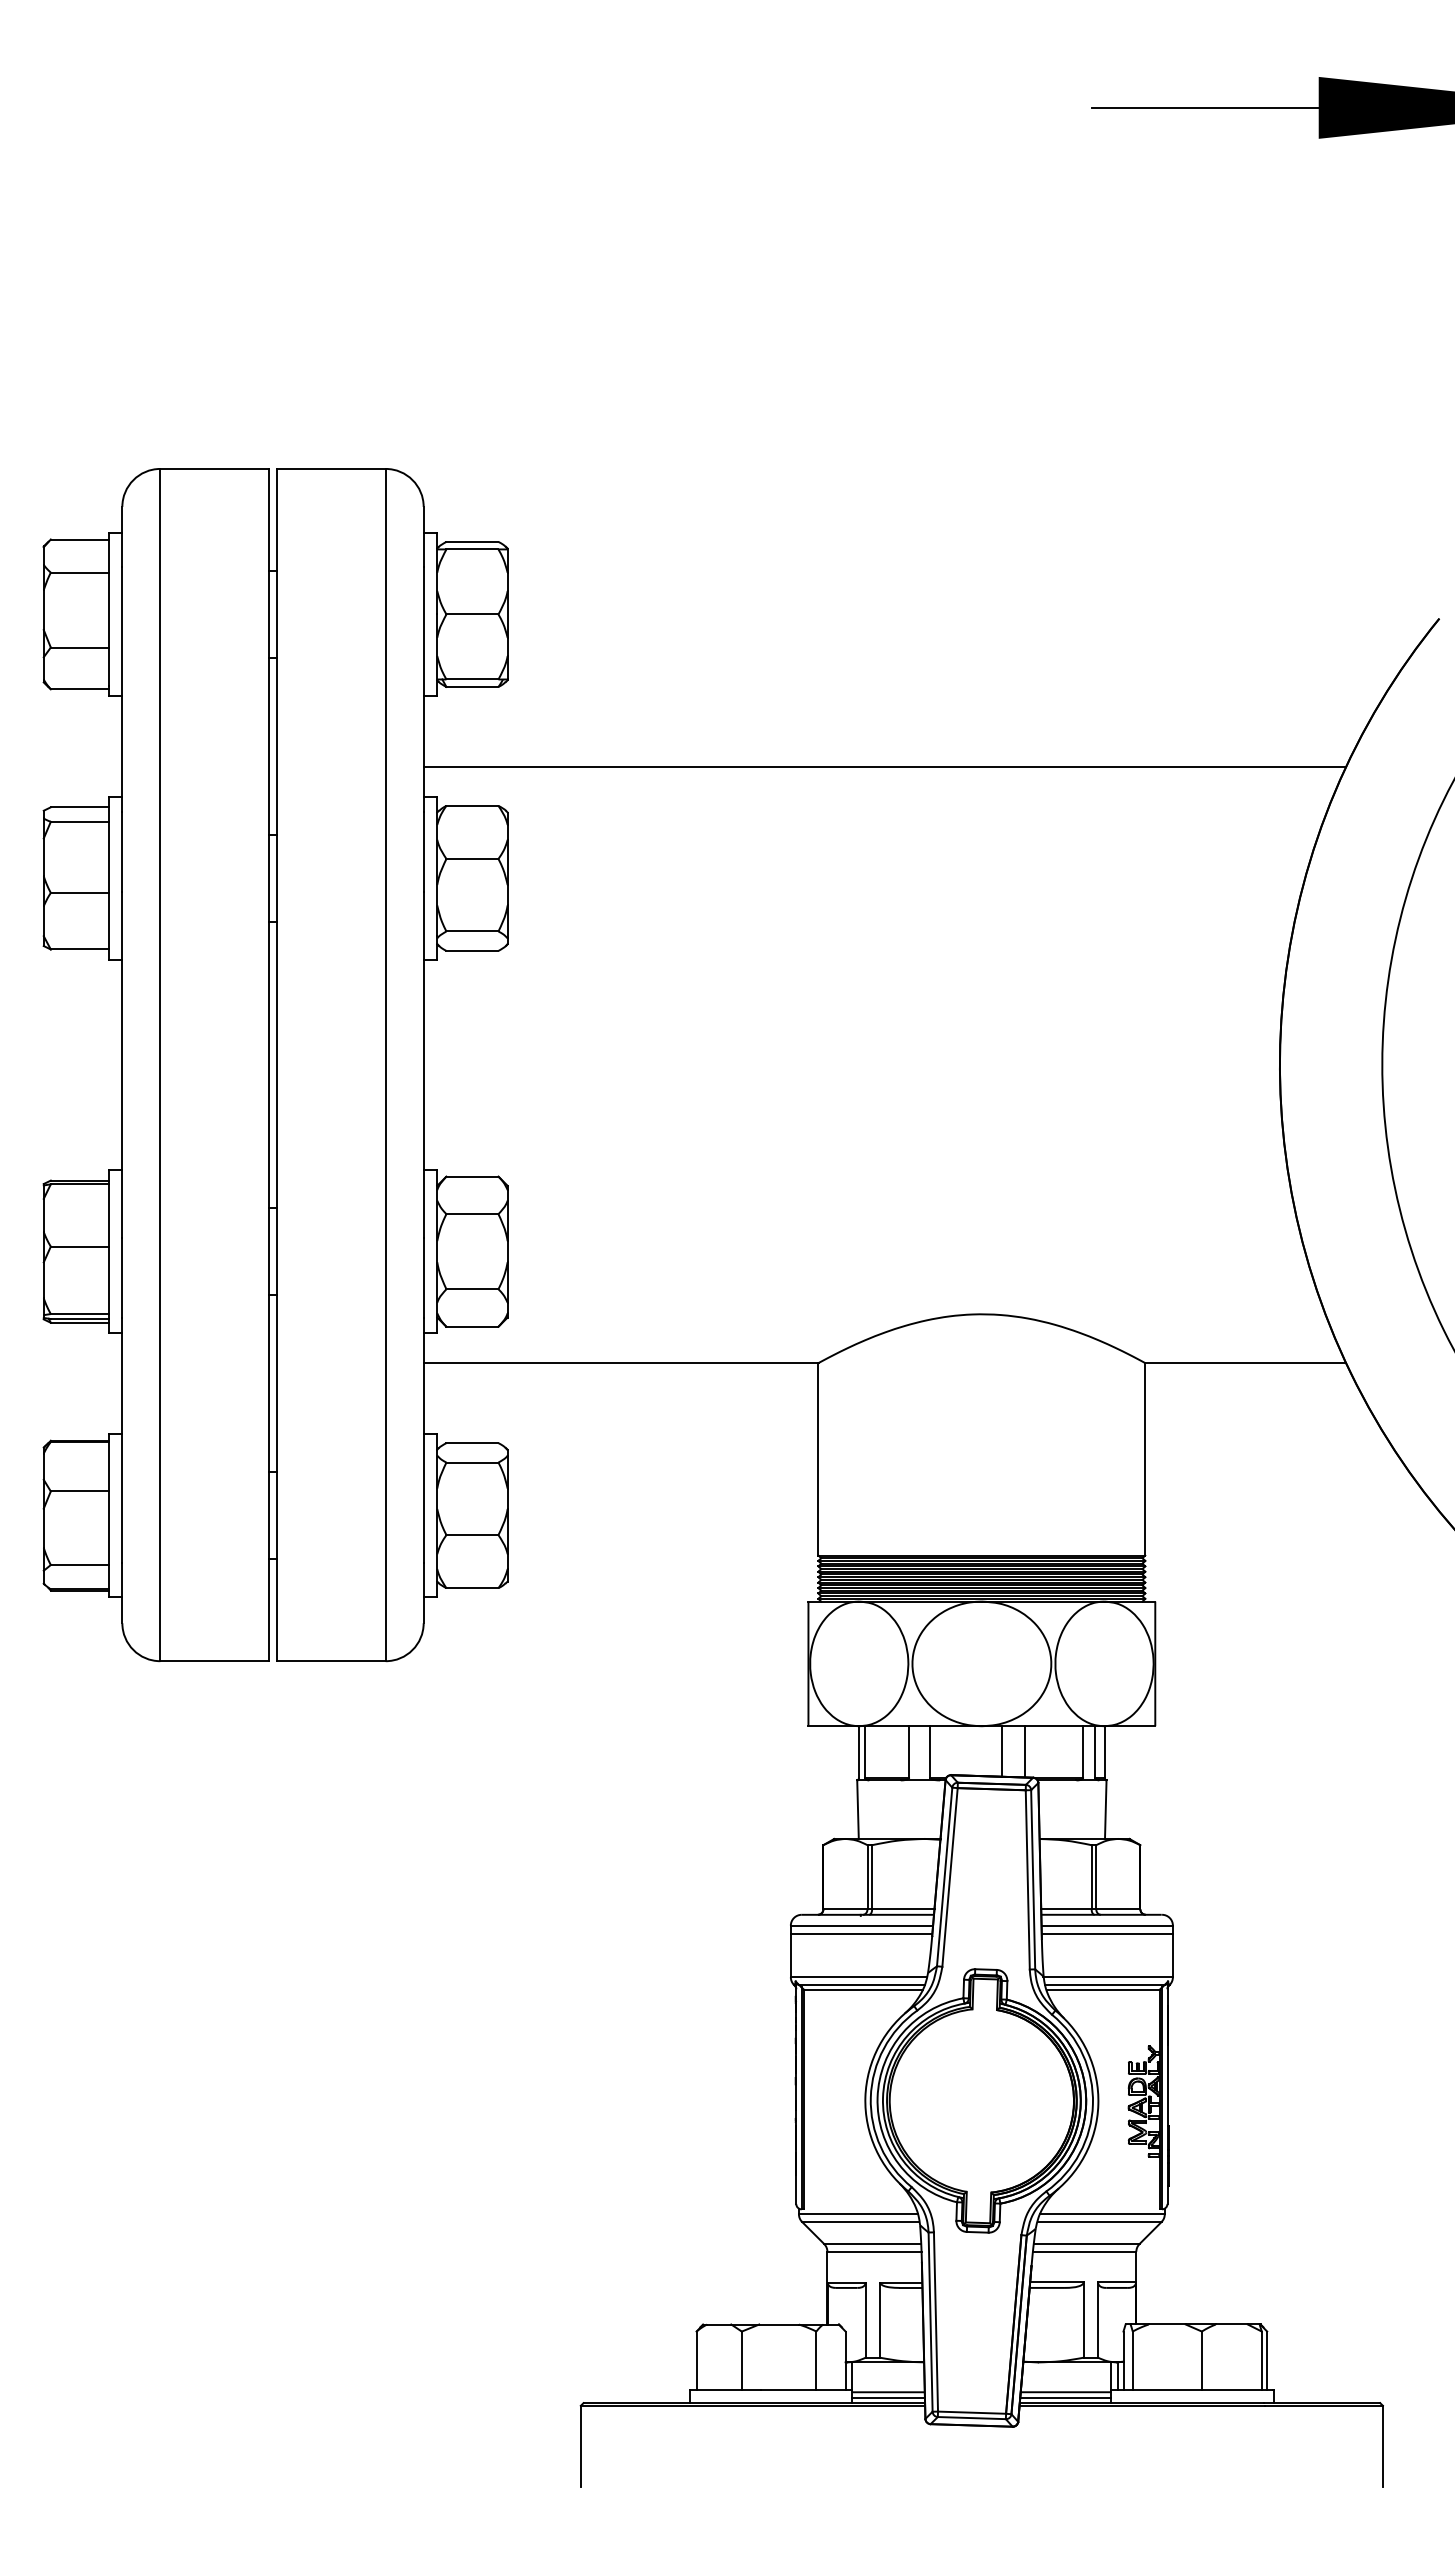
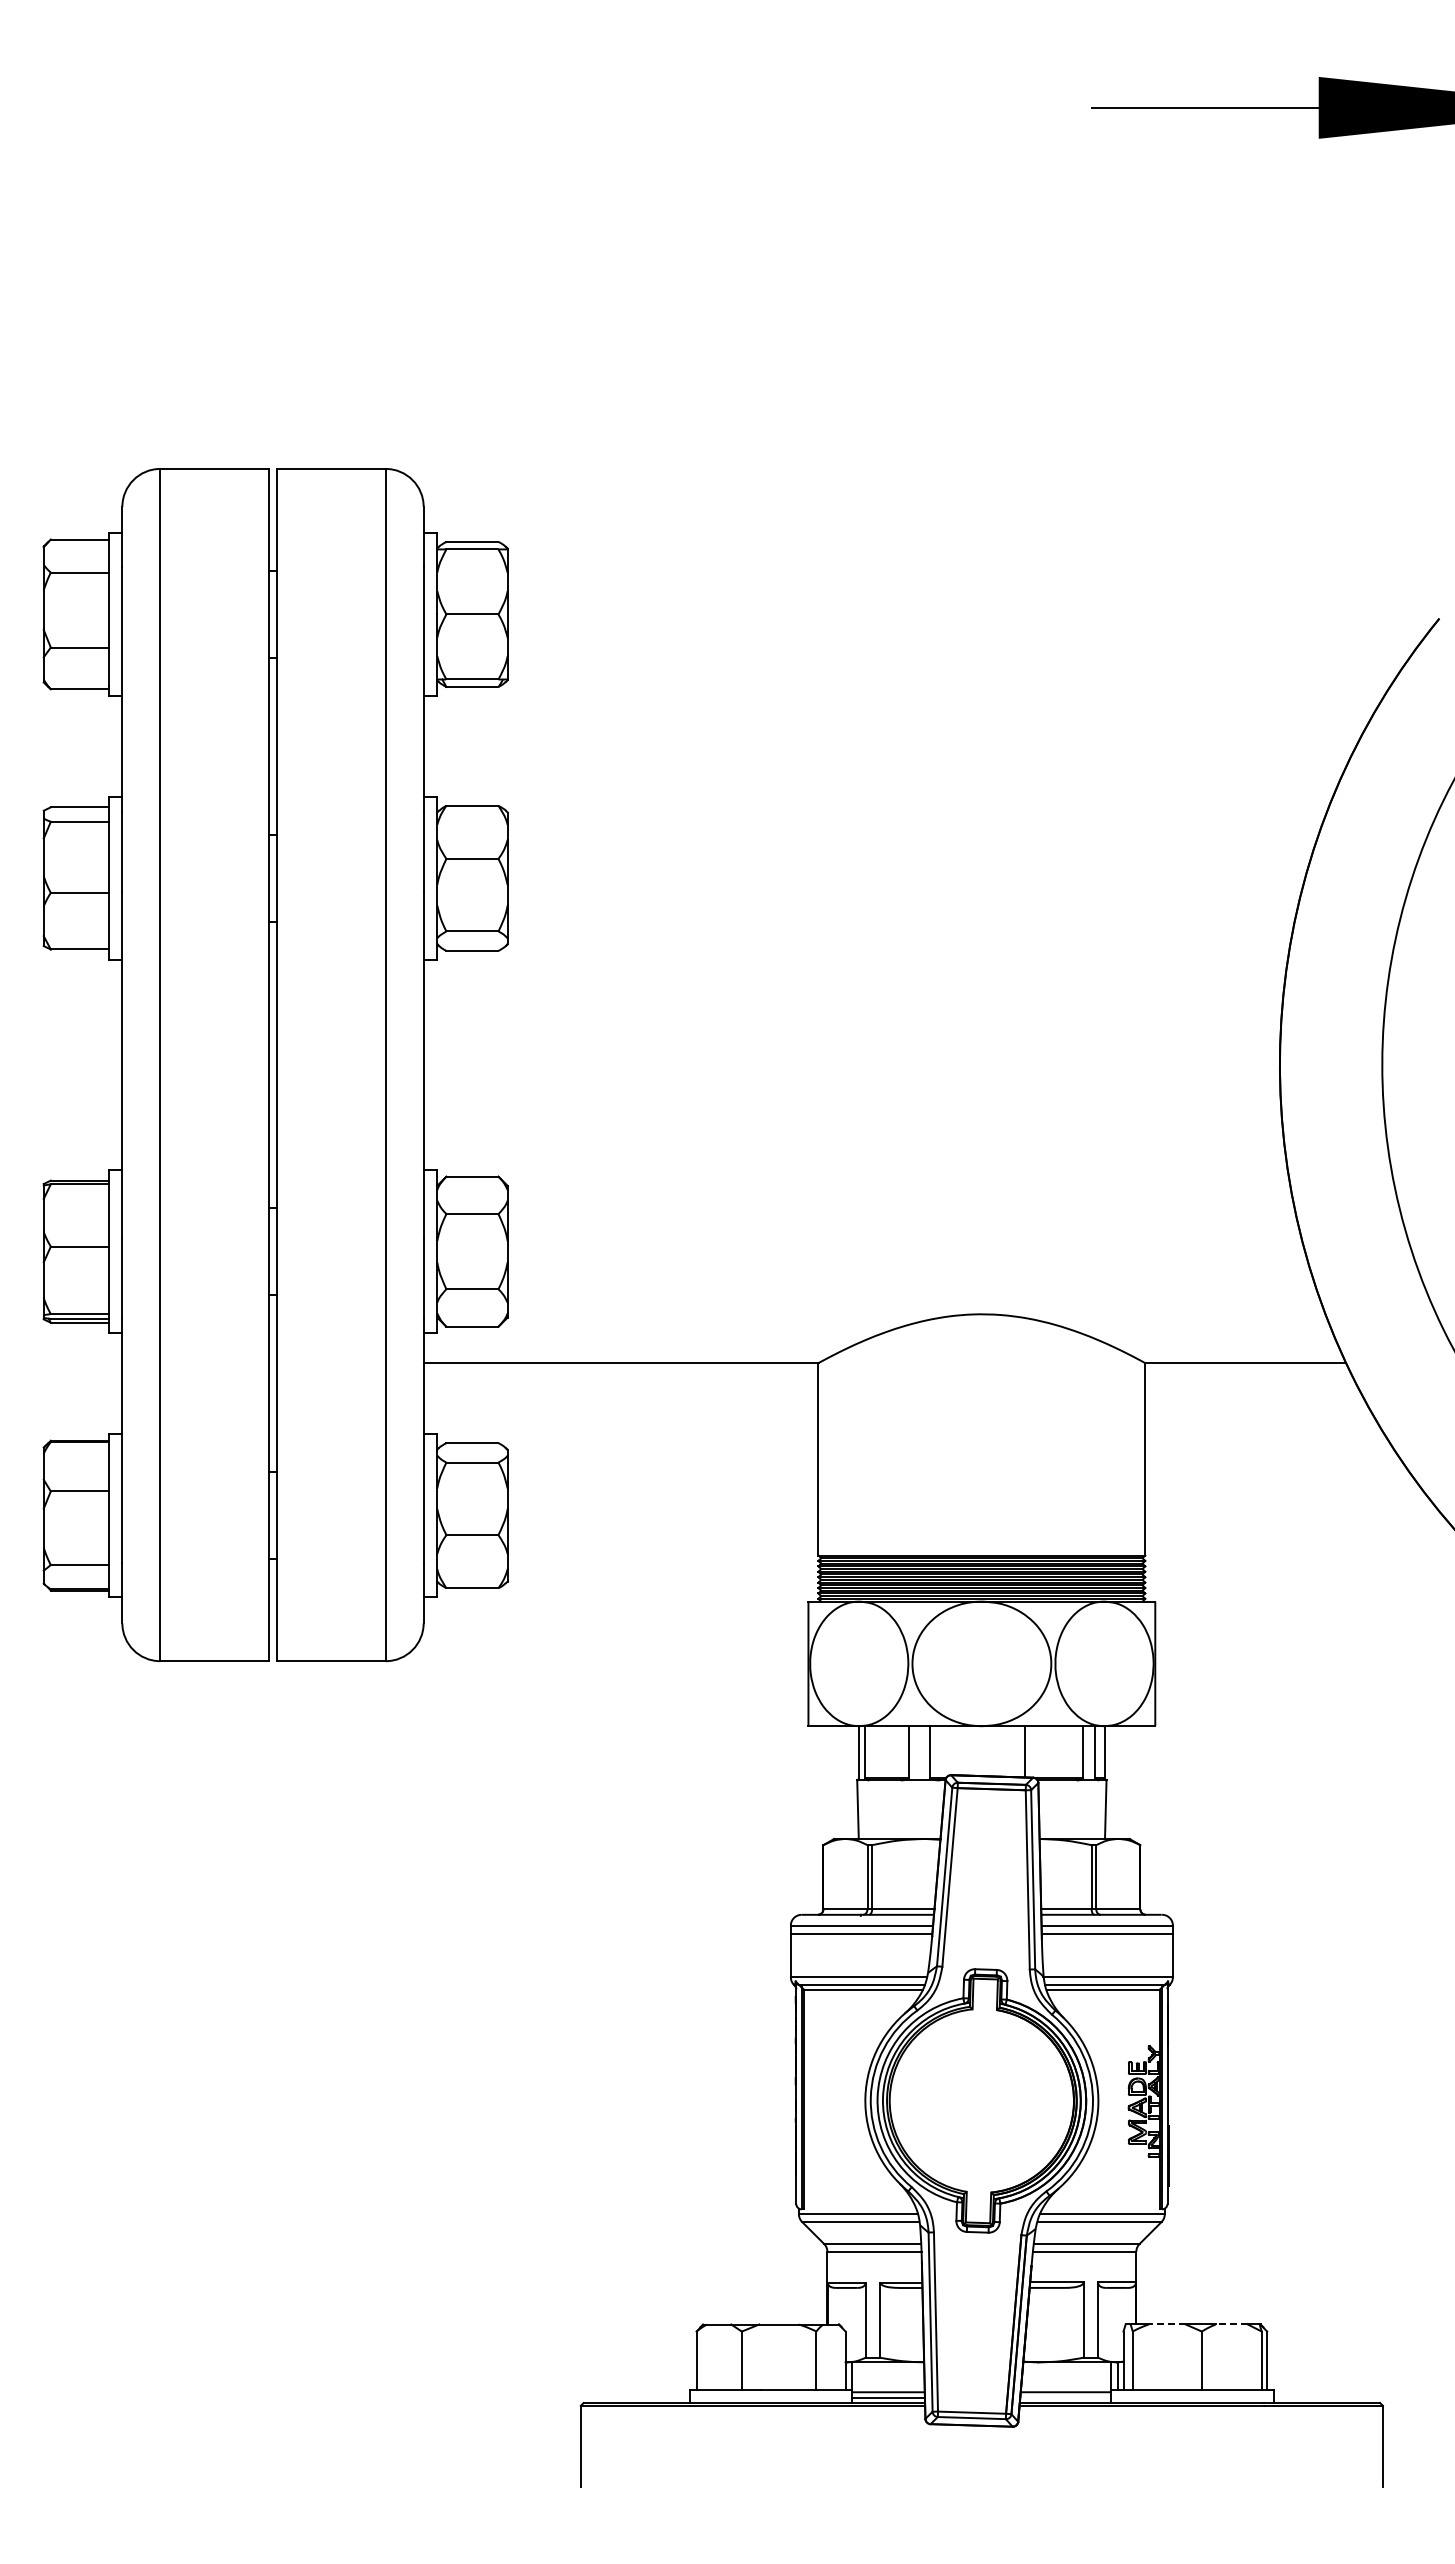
line: present -> none (884, 767)
line: present -> none (1002, 1751)
line: solid -> dashed (1166, 2324)
line: solid -> dashed (1231, 2324)
line: present -> none (1065, 2397)
